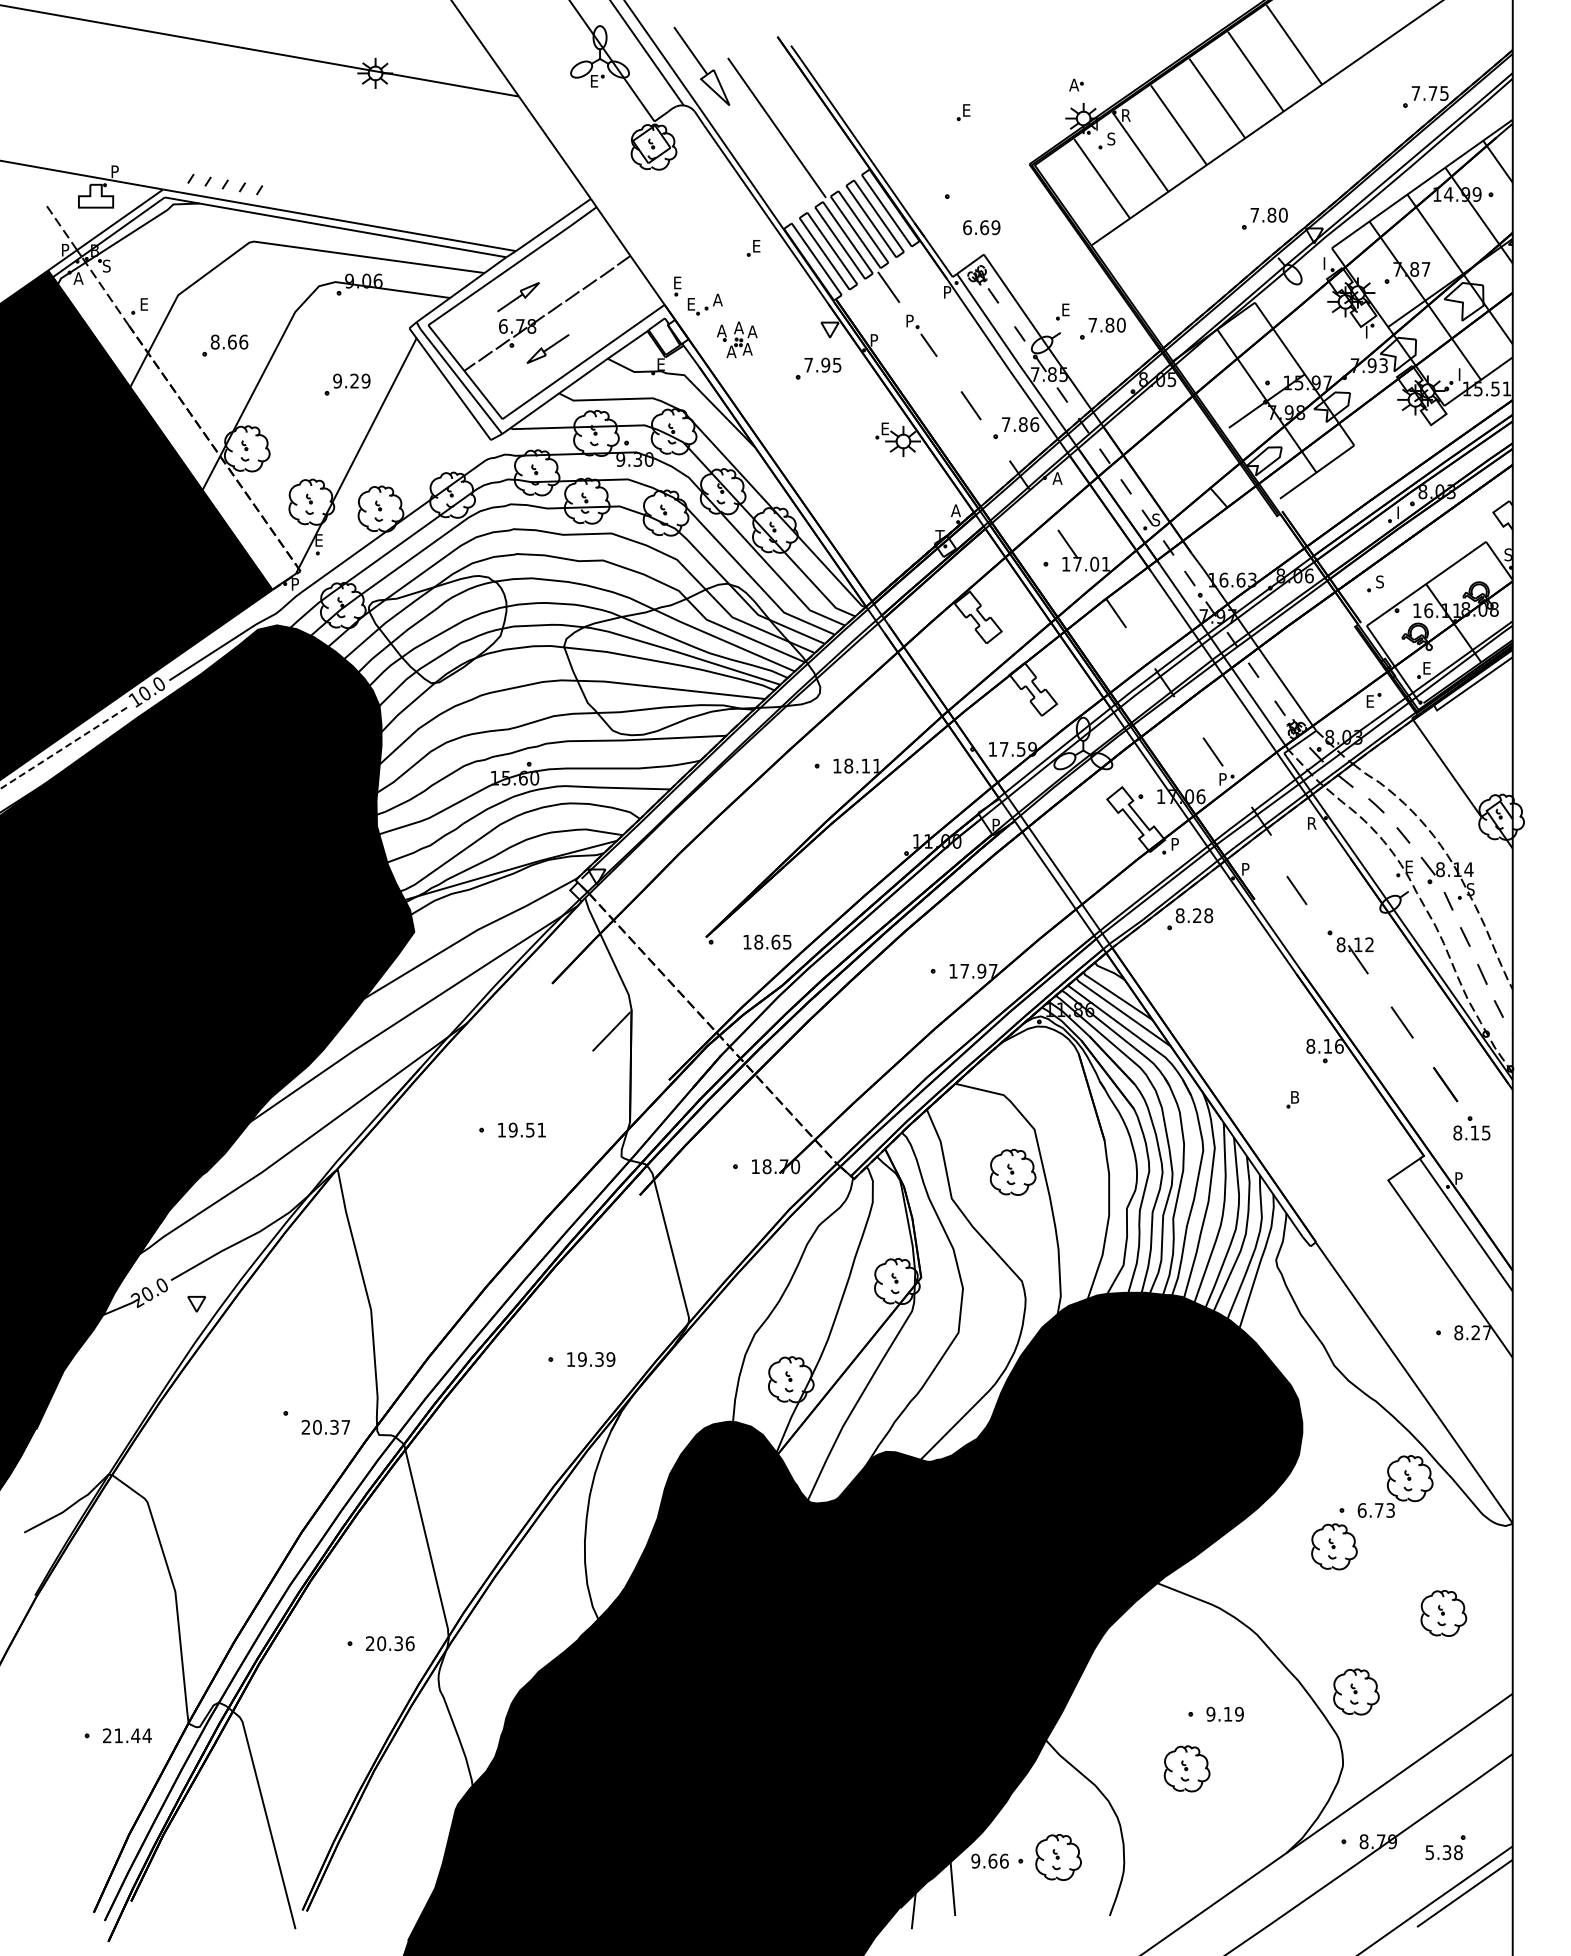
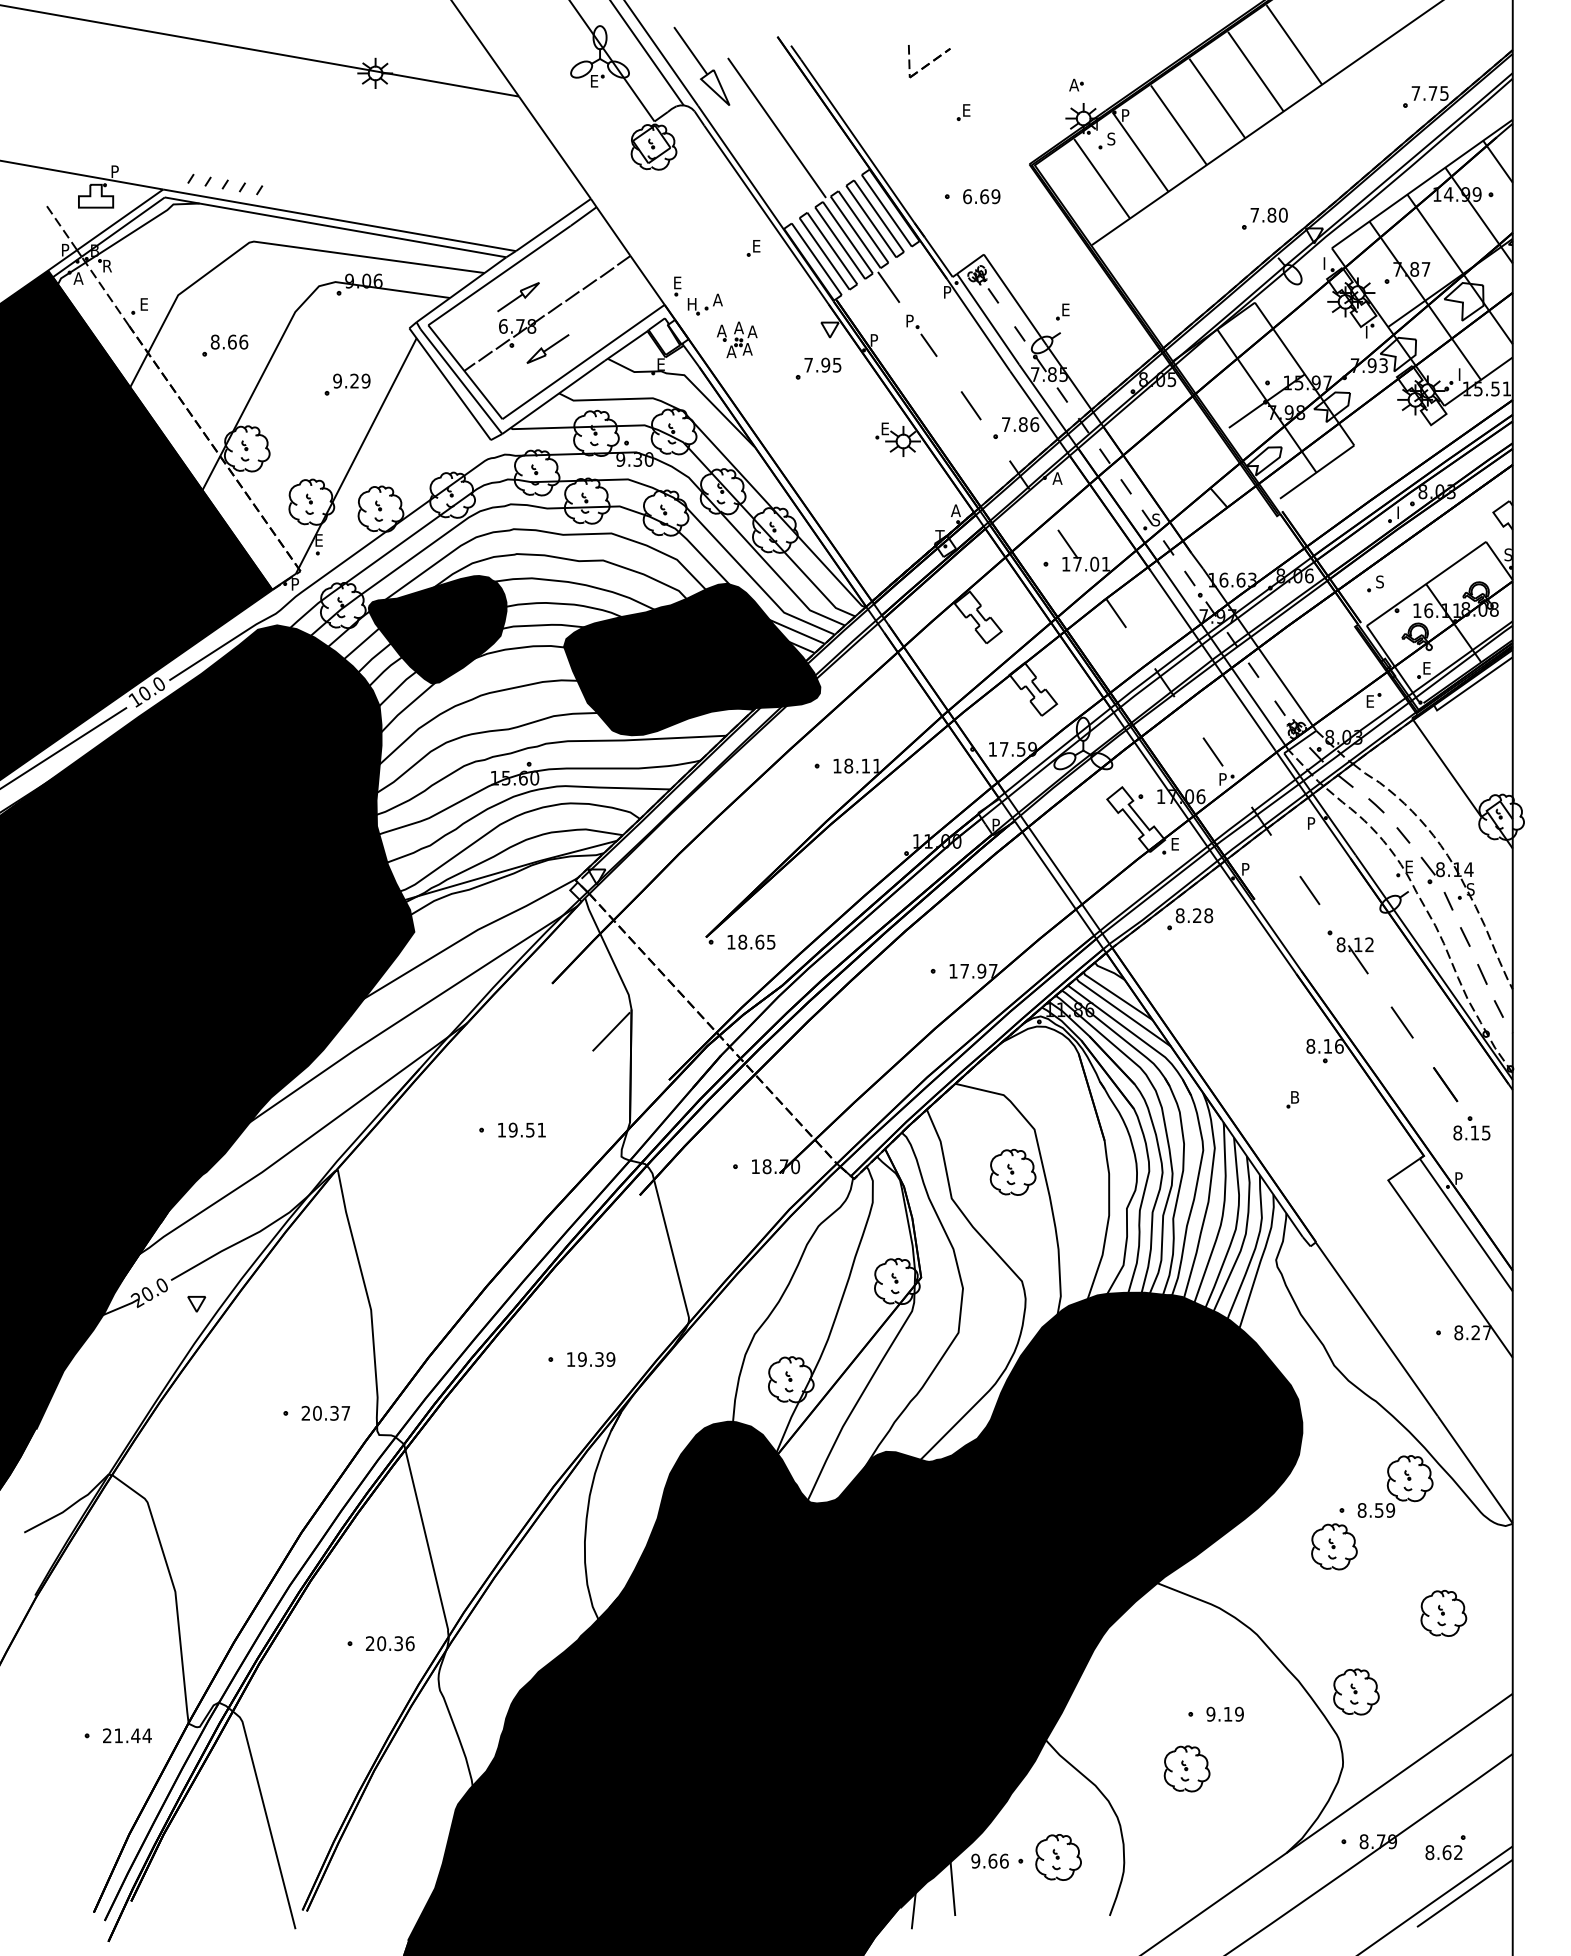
part: none -> present (929, 61)
text: R -> P (1126, 117)
text position: (981, 227) -> (981, 196) (981, 196)
text: S -> R (107, 265)
text: E -> H (692, 304)
part: present -> none (1102, 328)
fill: none -> present (437, 629)
fill: none -> present (692, 659)
line: dashed -> solid (63, 748)
text: R -> P (1312, 825)
text: P -> E (1175, 844)
line position: (1296, 890) -> (1309, 890) (1309, 890)
text position: (767, 941) -> (751, 941) (751, 941)
text position: (325, 1426) -> (325, 1412) (325, 1412)
text: 6.73 -> 8.59 (1376, 1510)
text: 5.38 -> 8.62 (1443, 1852)
